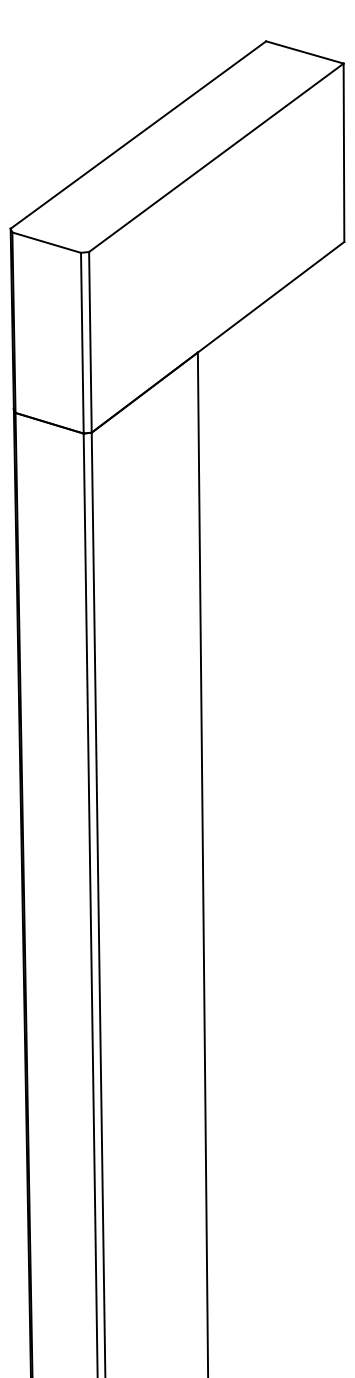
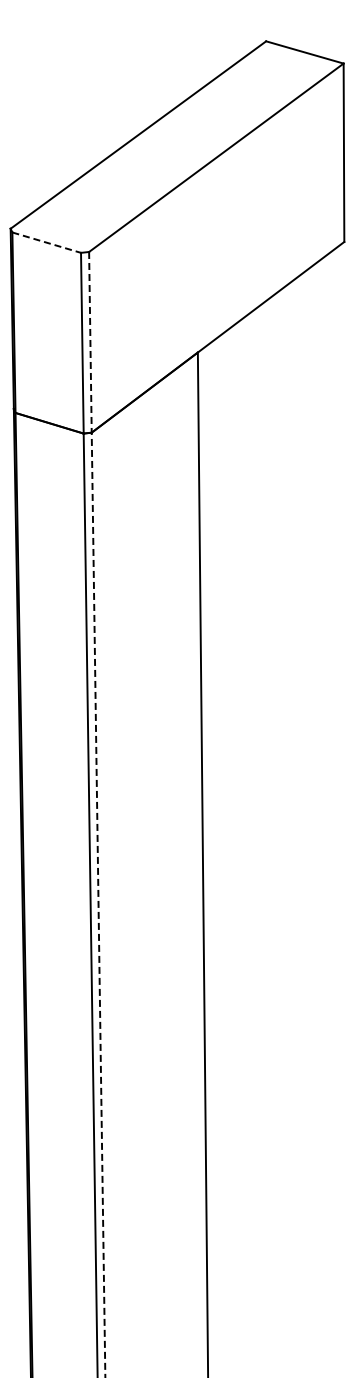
line: solid -> dashed (46, 242)
line: solid -> dashed (97, 814)
